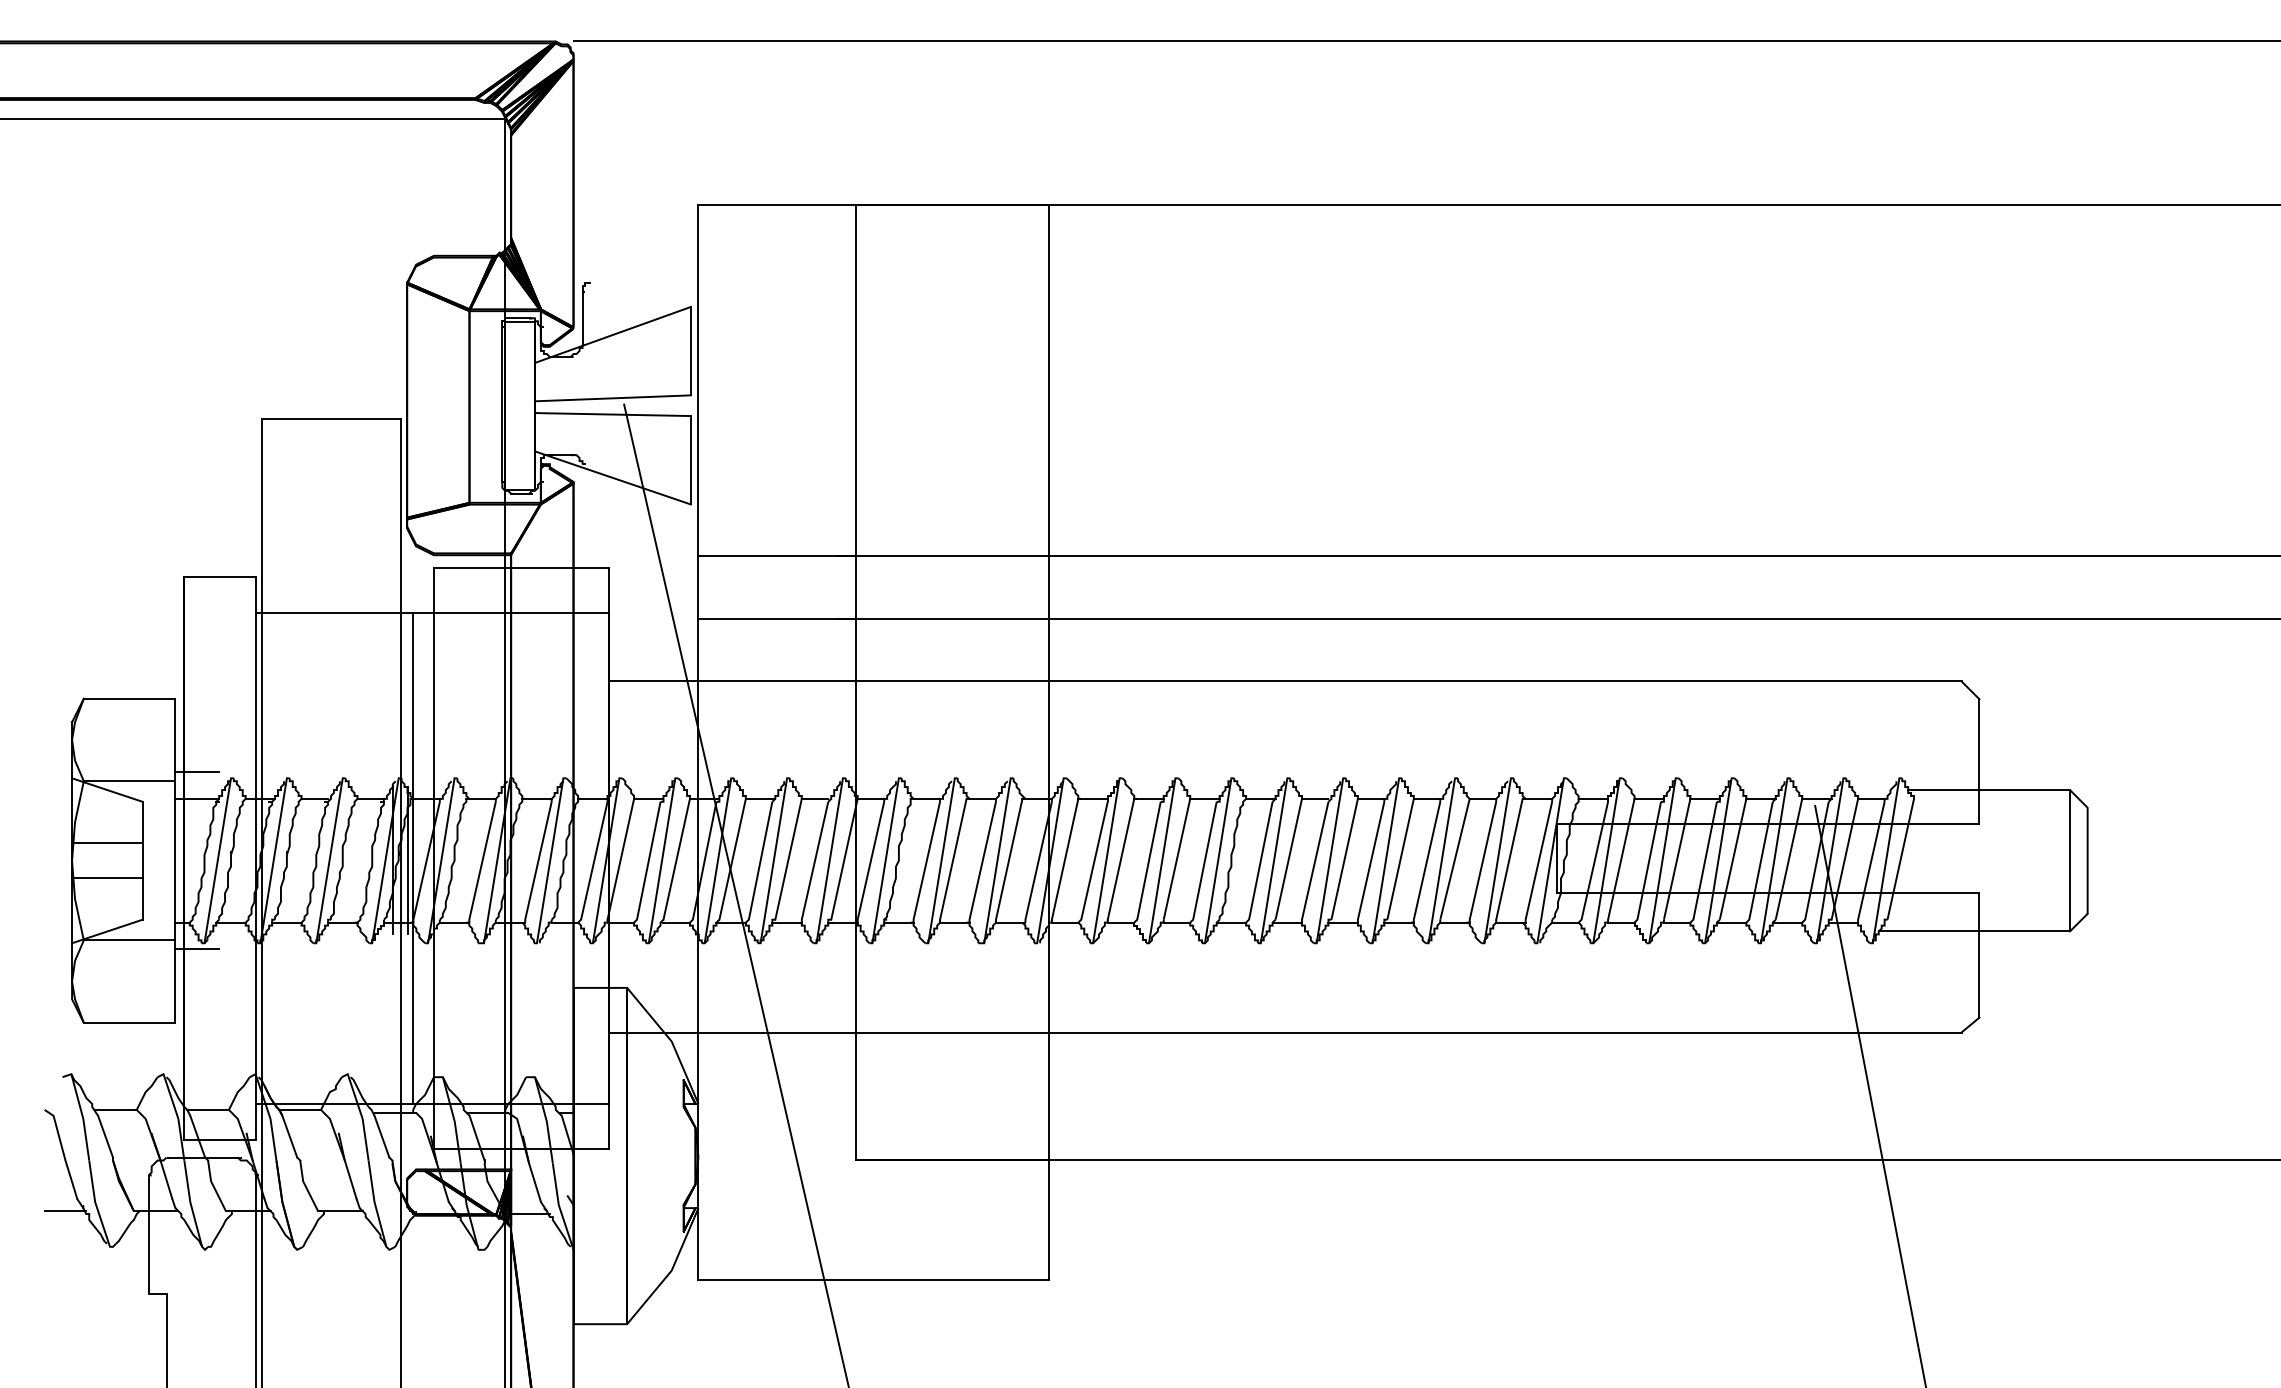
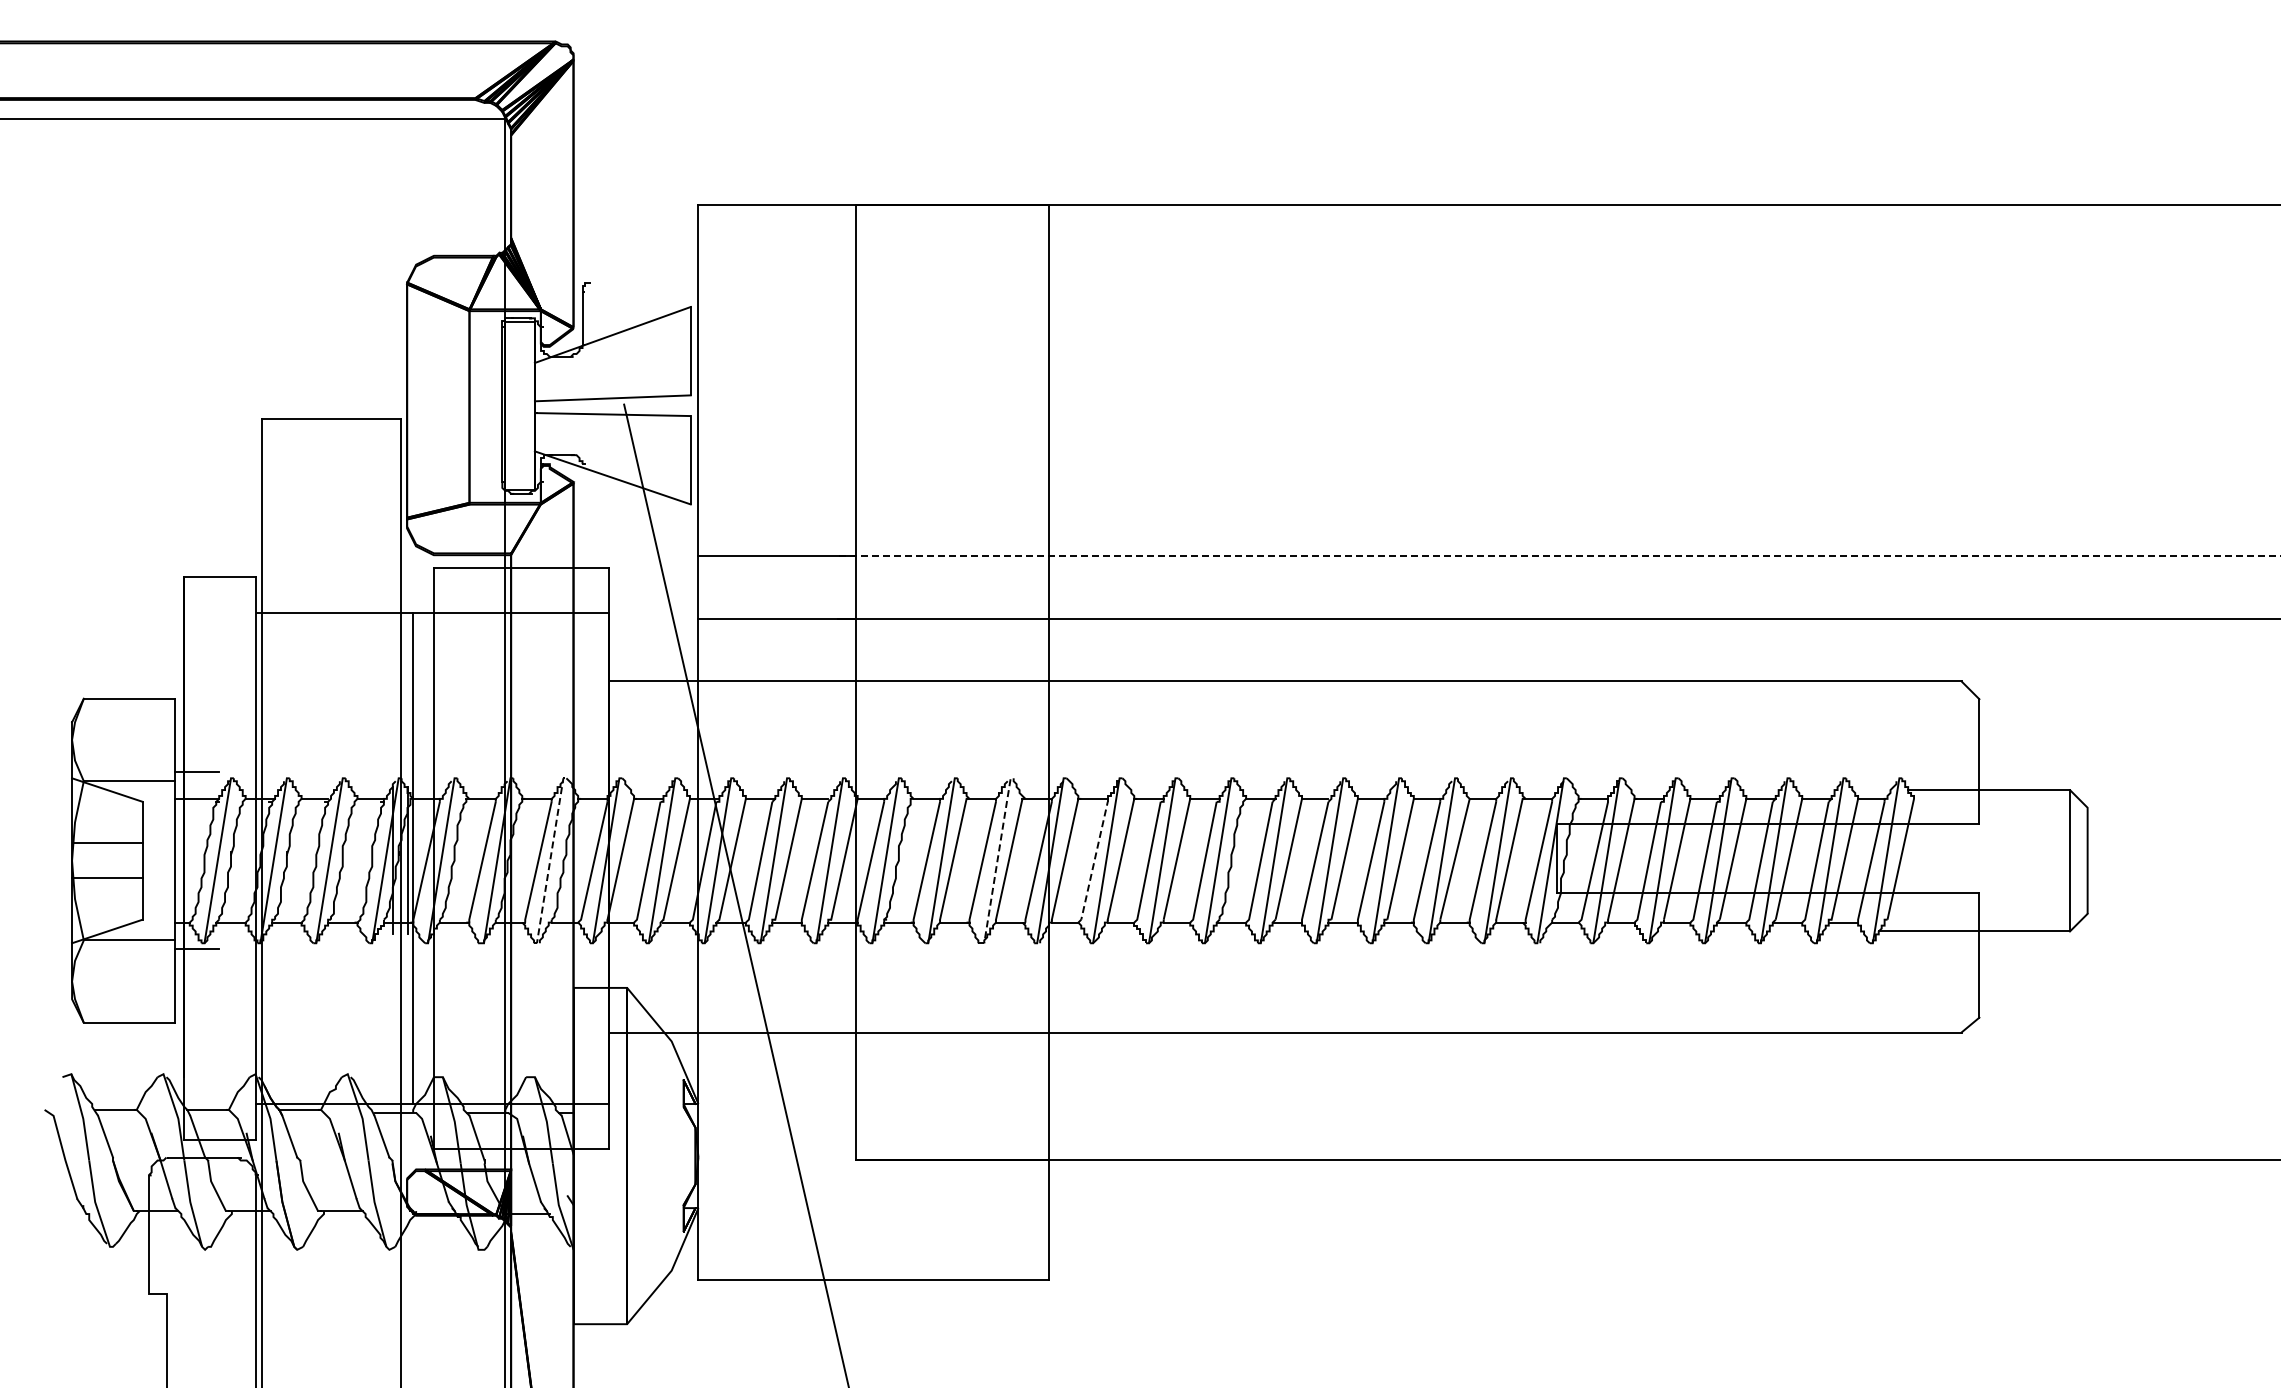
line: present -> none (1425, 41)
line: solid -> dashed (1559, 556)
line: solid -> dashed (550, 860)
line: solid -> dashed (997, 861)
line: solid -> dashed (1093, 863)
line: present -> none (1870, 1094)
line: present -> none (65, 1211)
